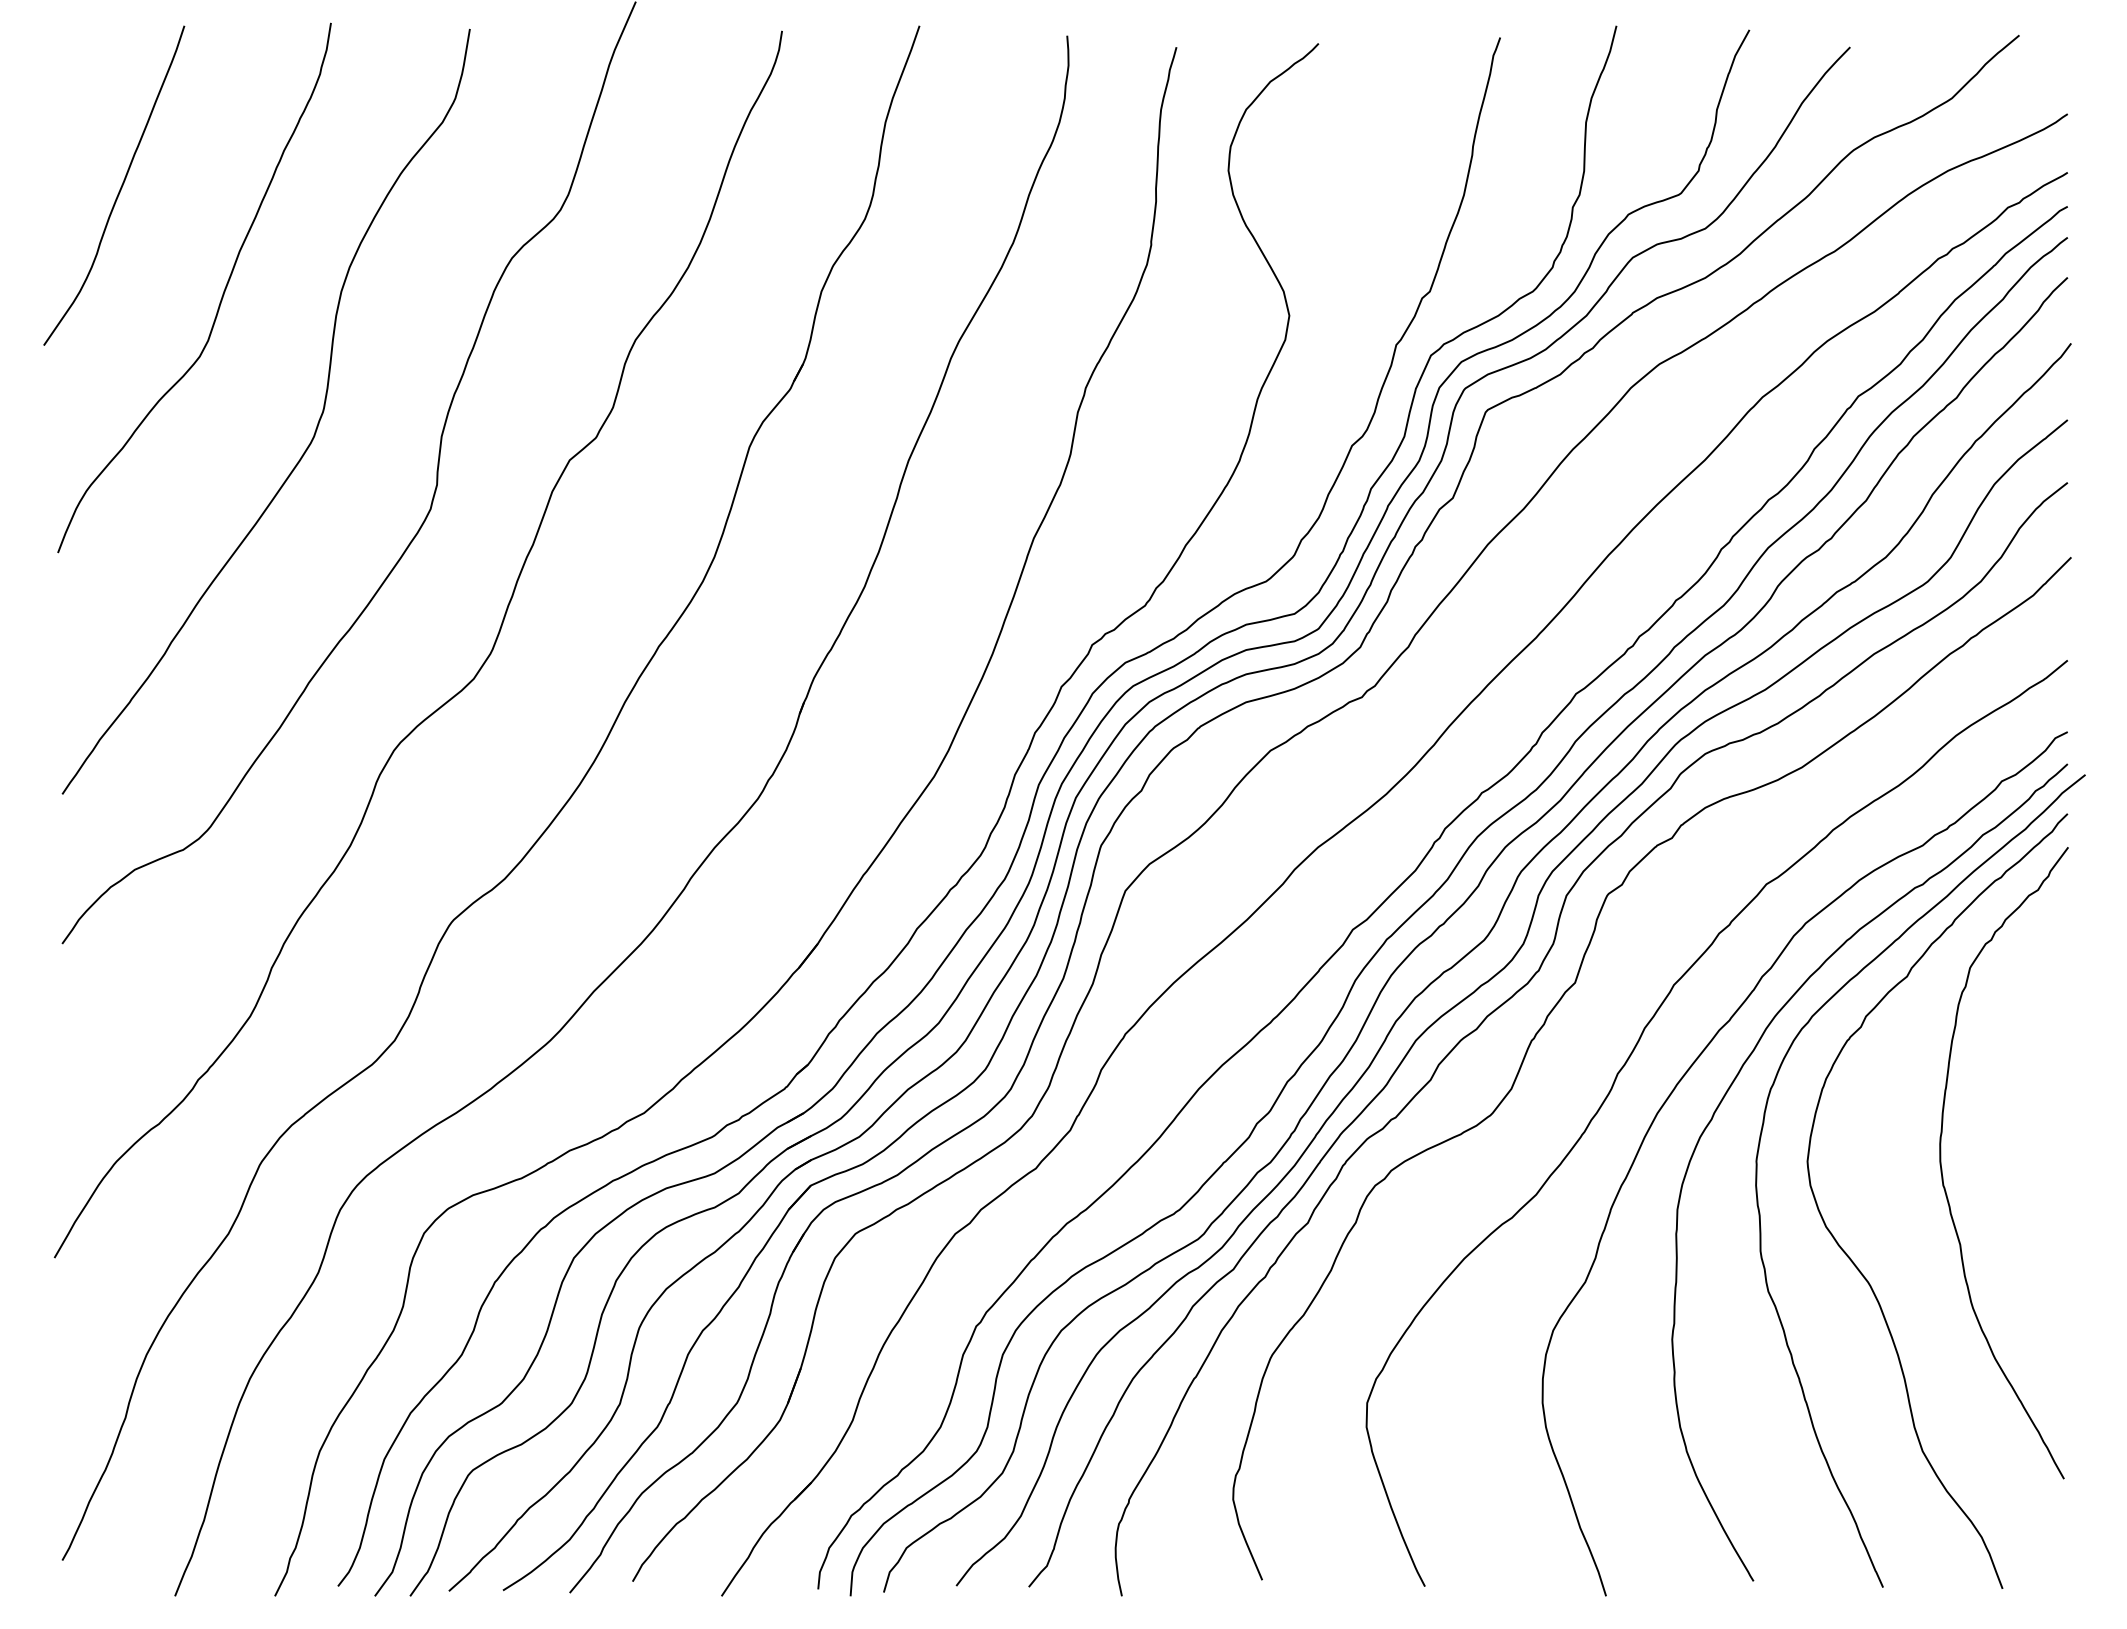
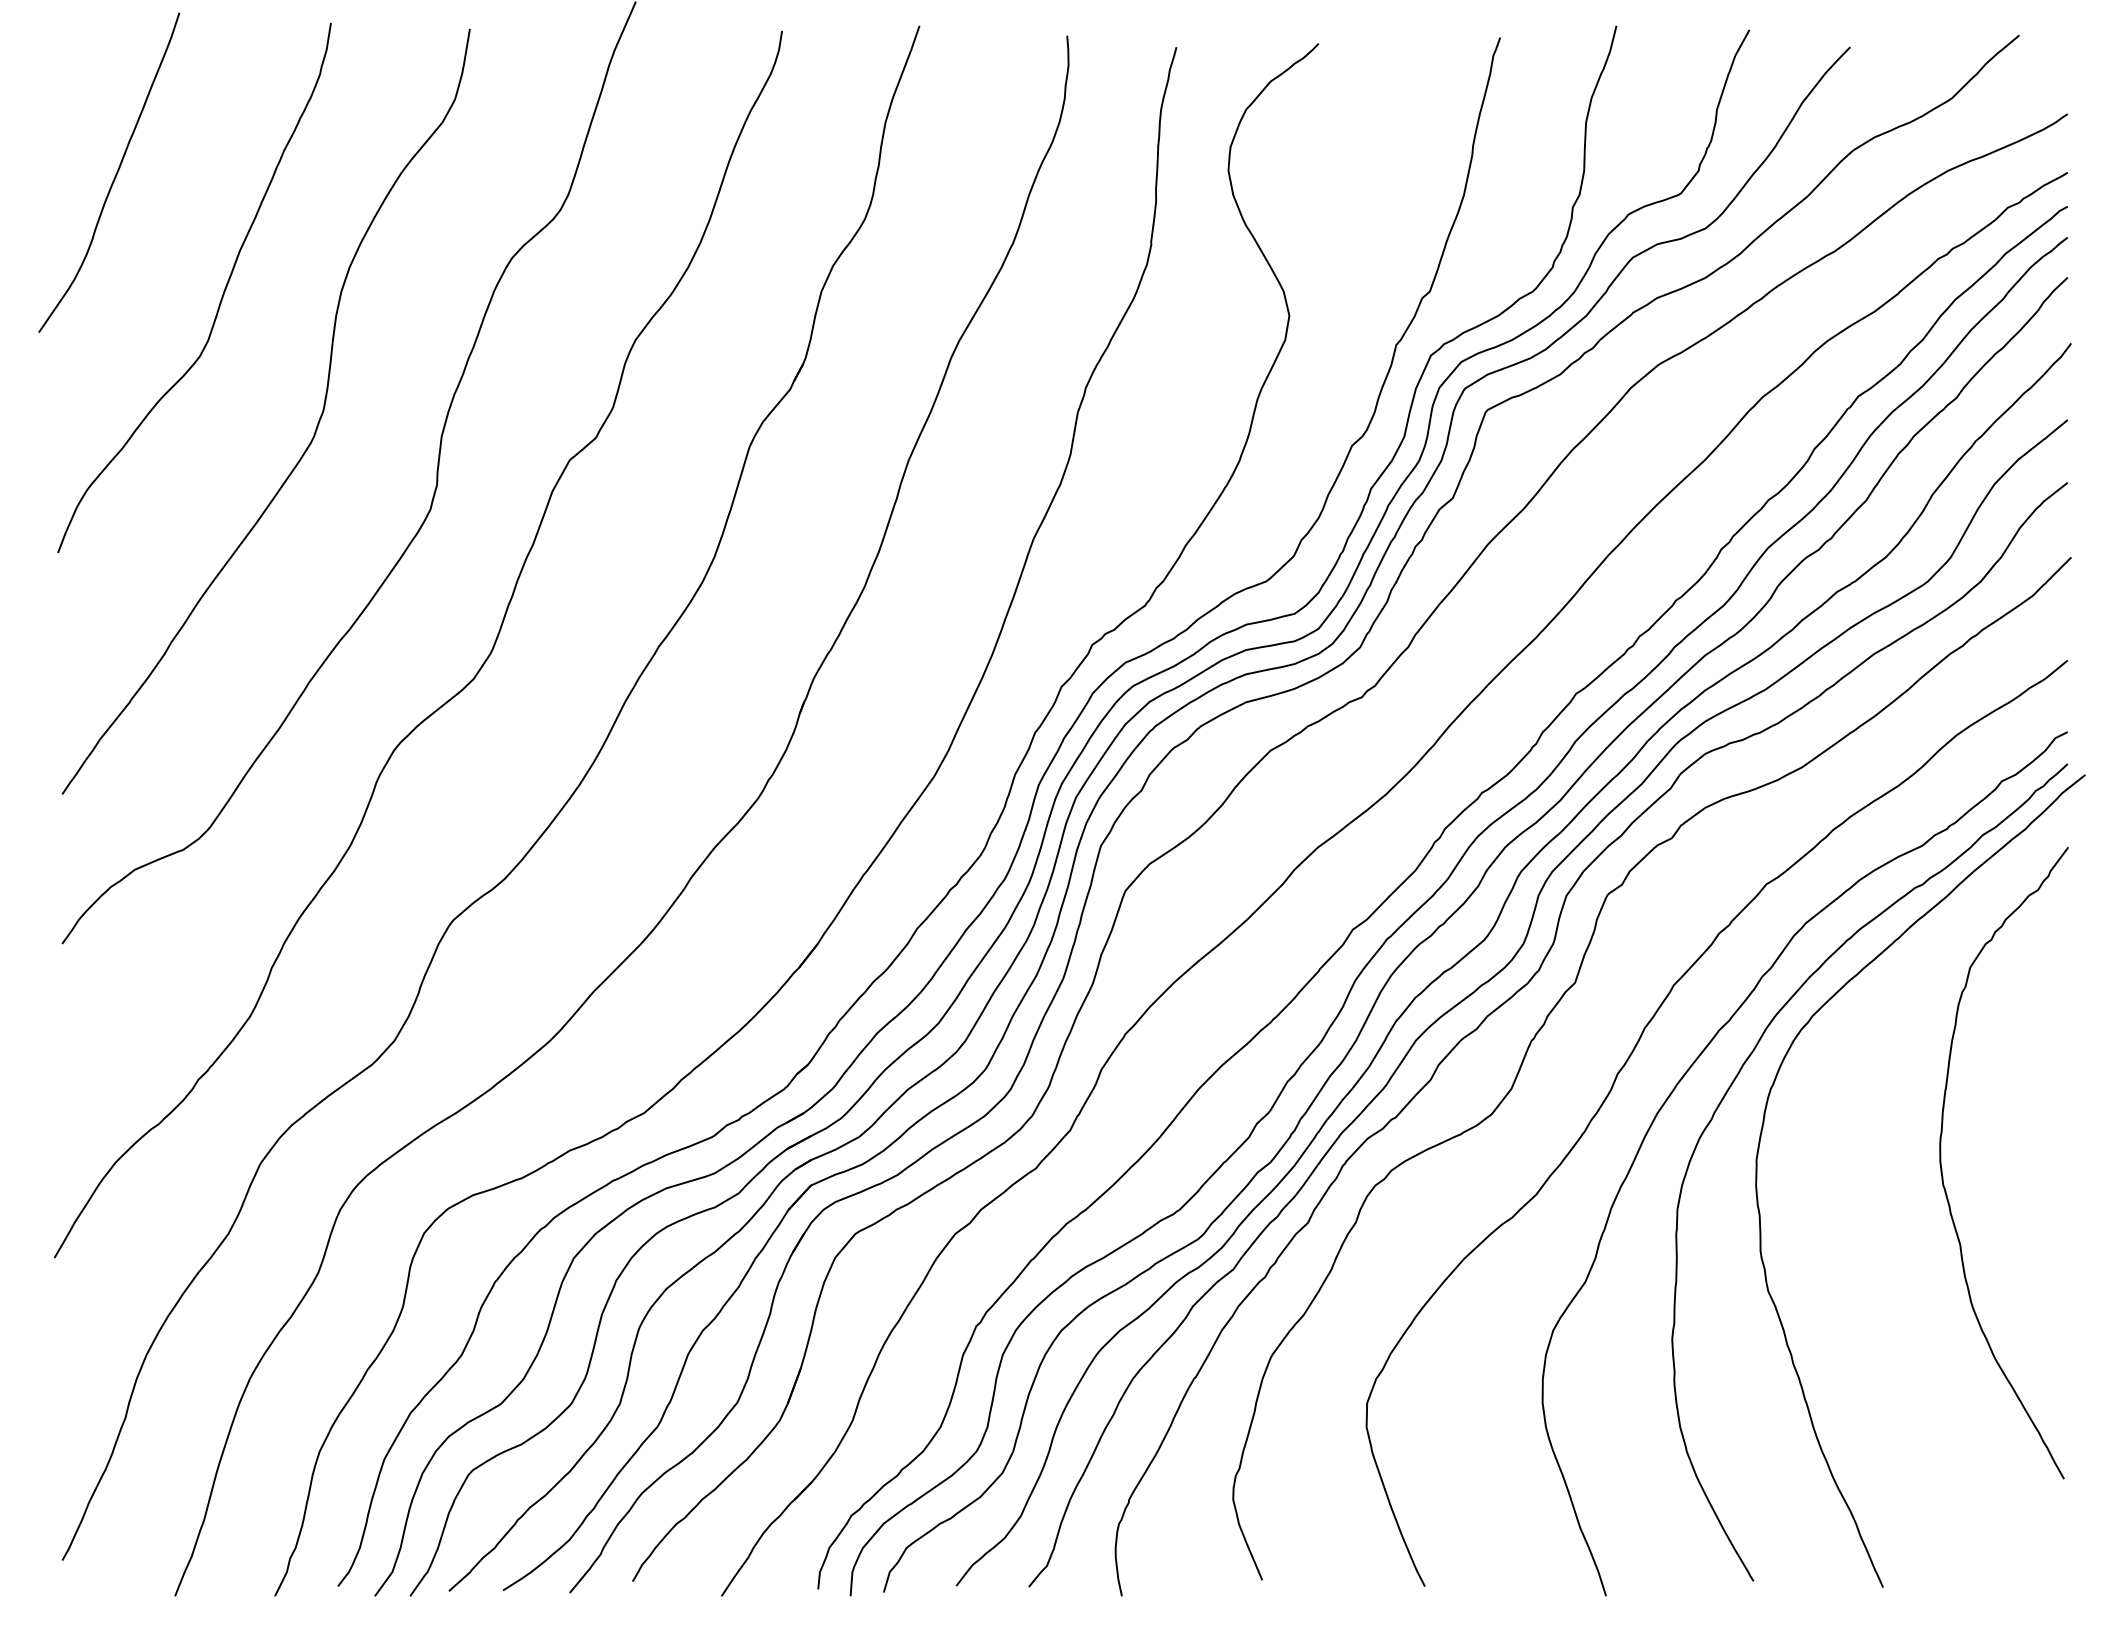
curve position: (120, 187) -> (115, 174) (115, 174)
curve: present -> none (1854, 1262)
